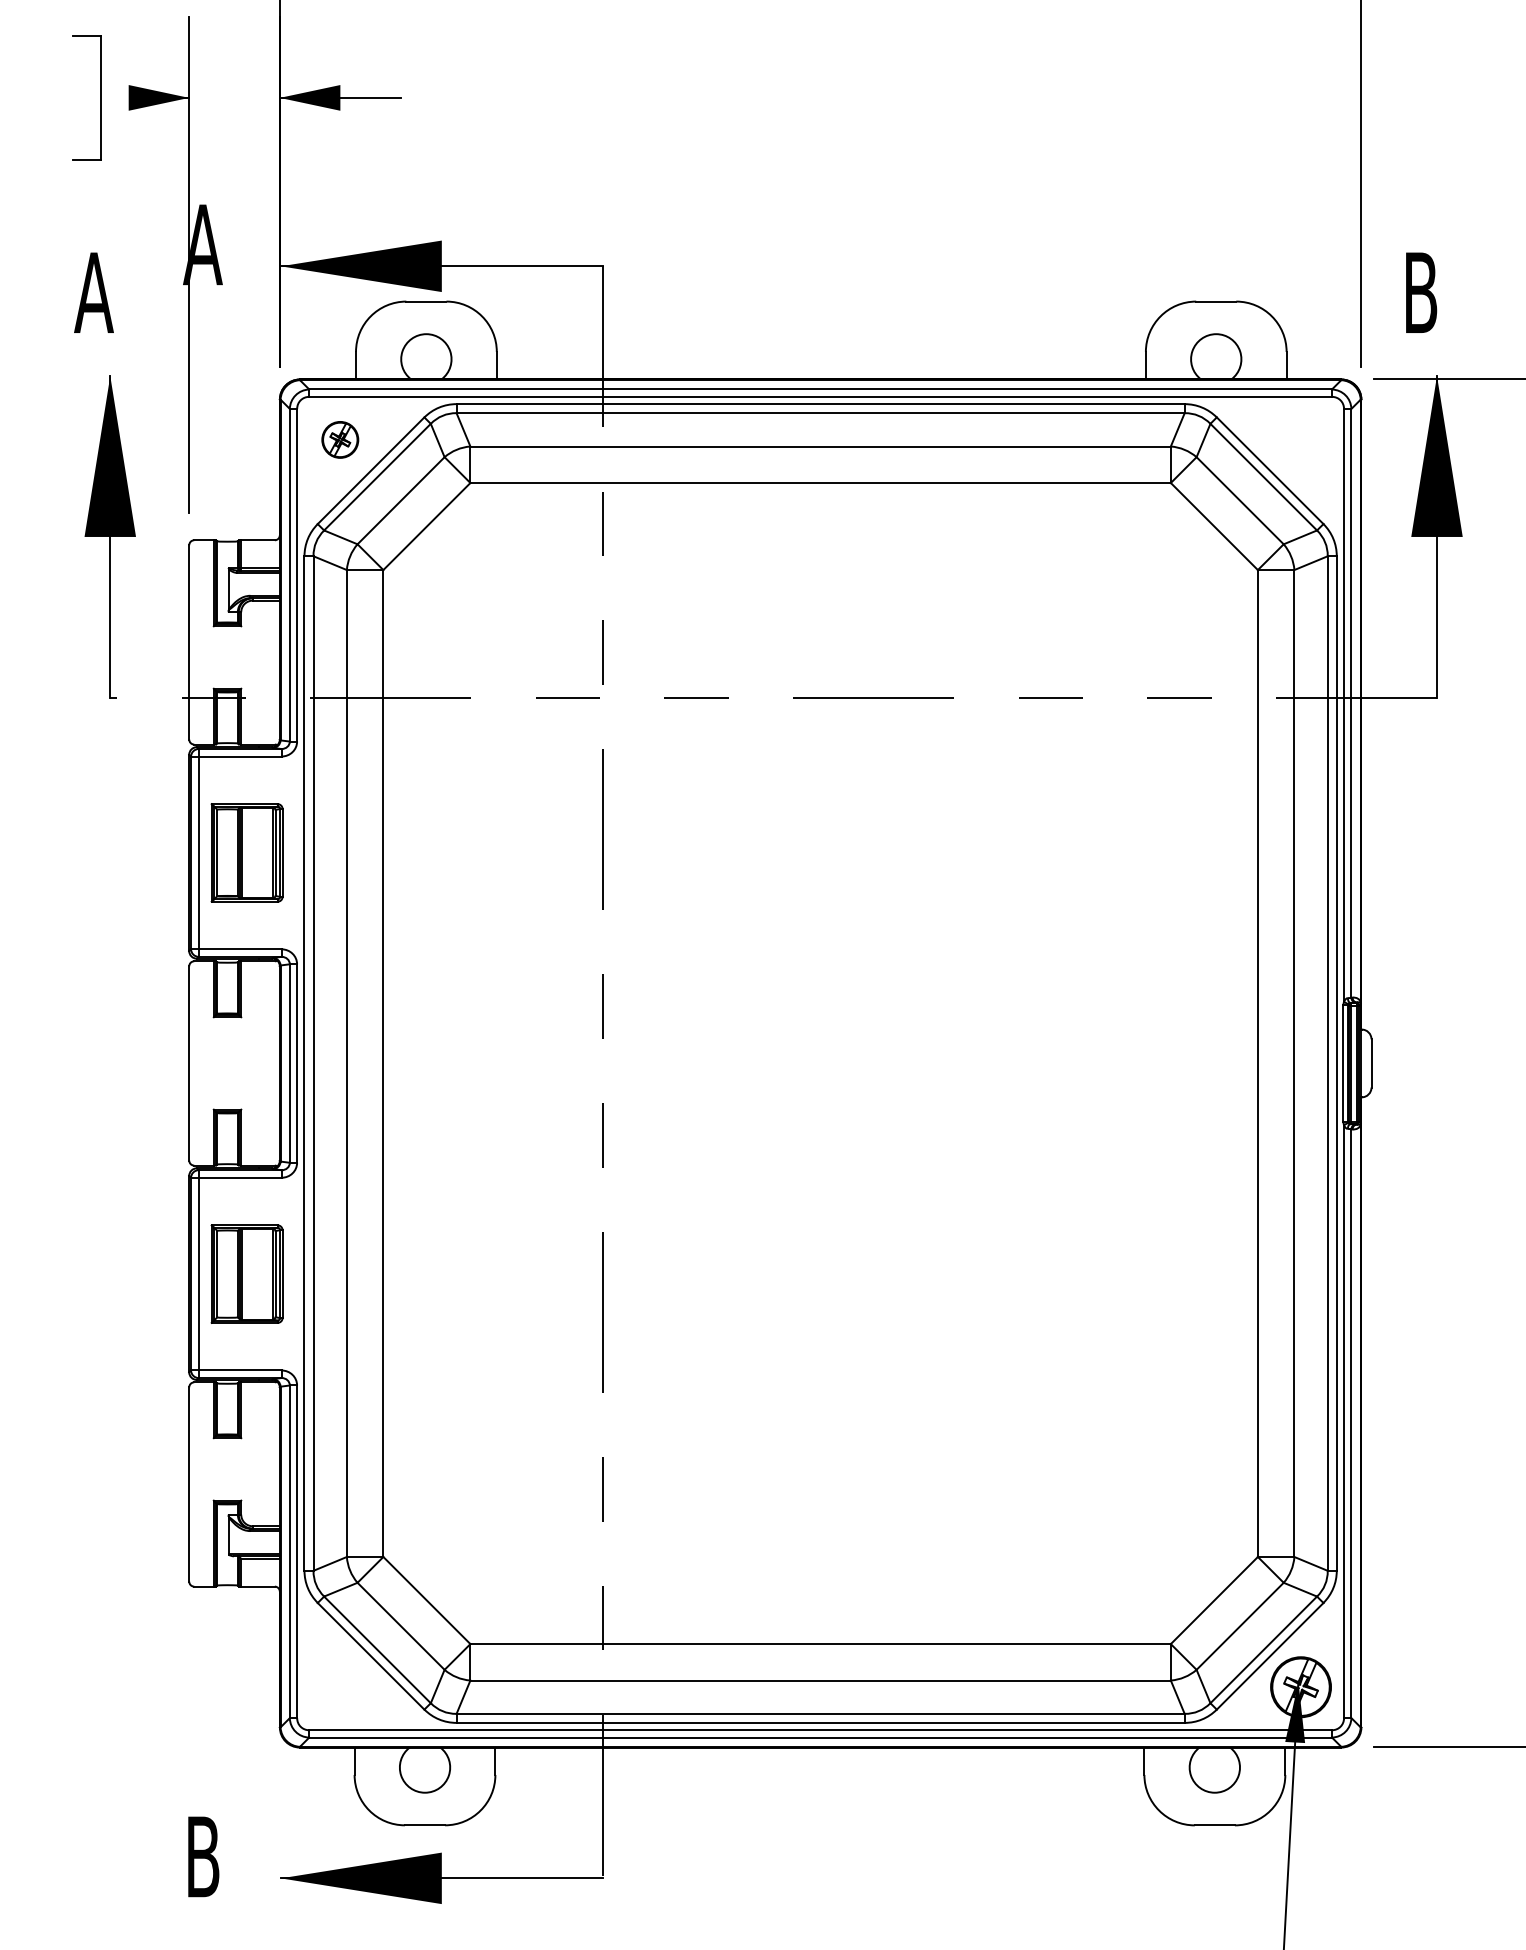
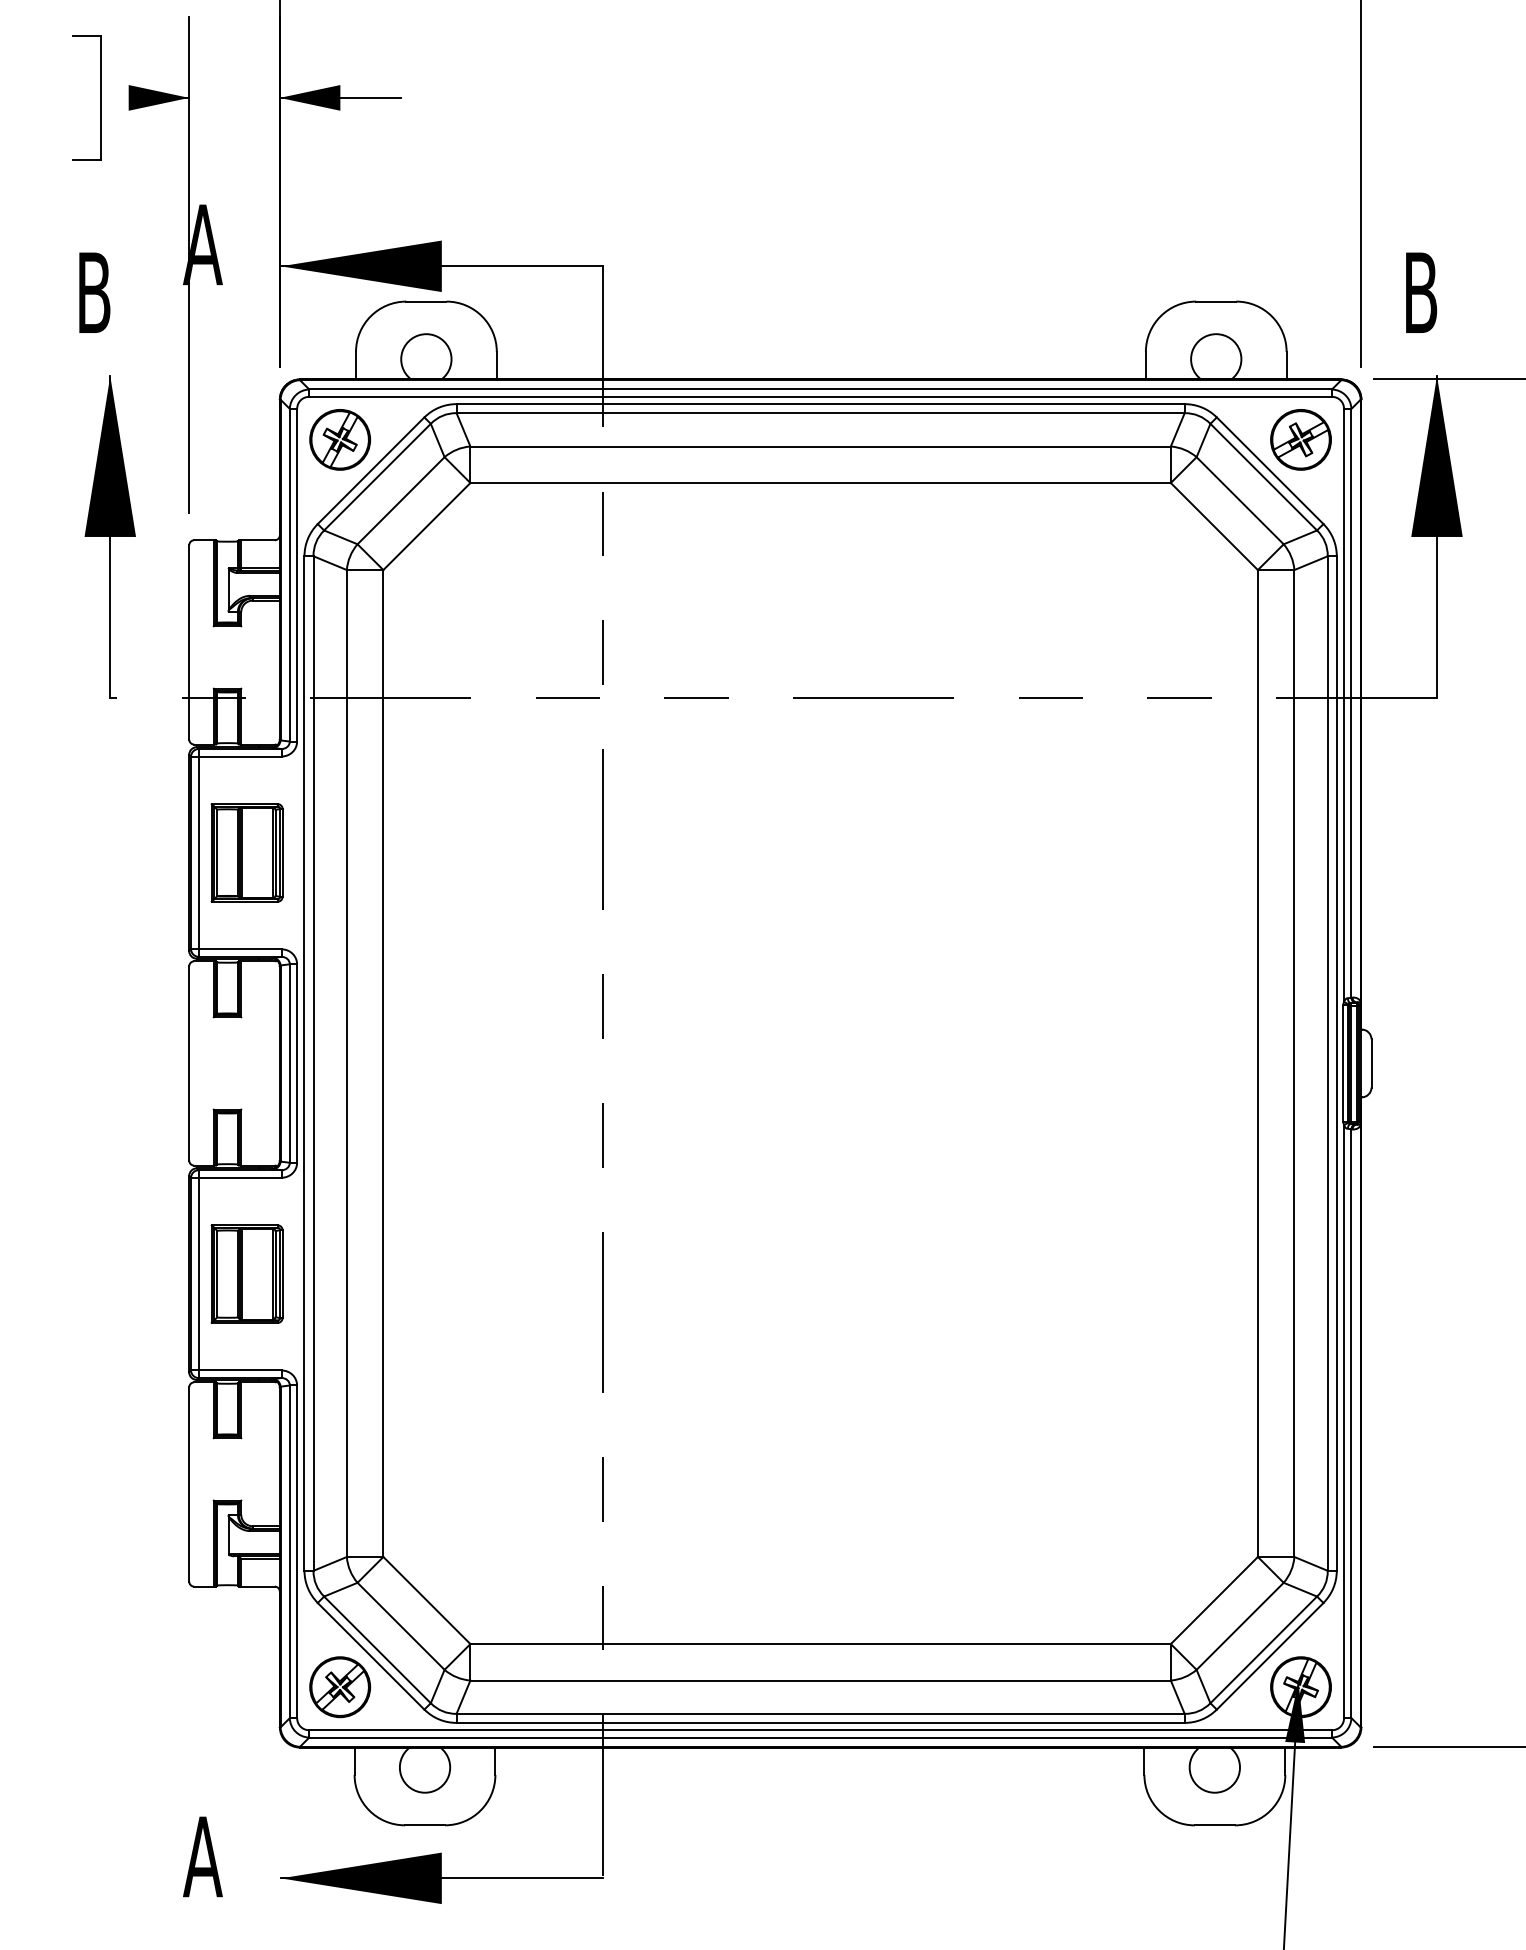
text: A -> B (93, 292)
part size: 39x38 px -> 63x62 px (340, 439)
part: none -> present (1300, 439)
part: none -> present (340, 1687)
text: B -> A (202, 1856)
